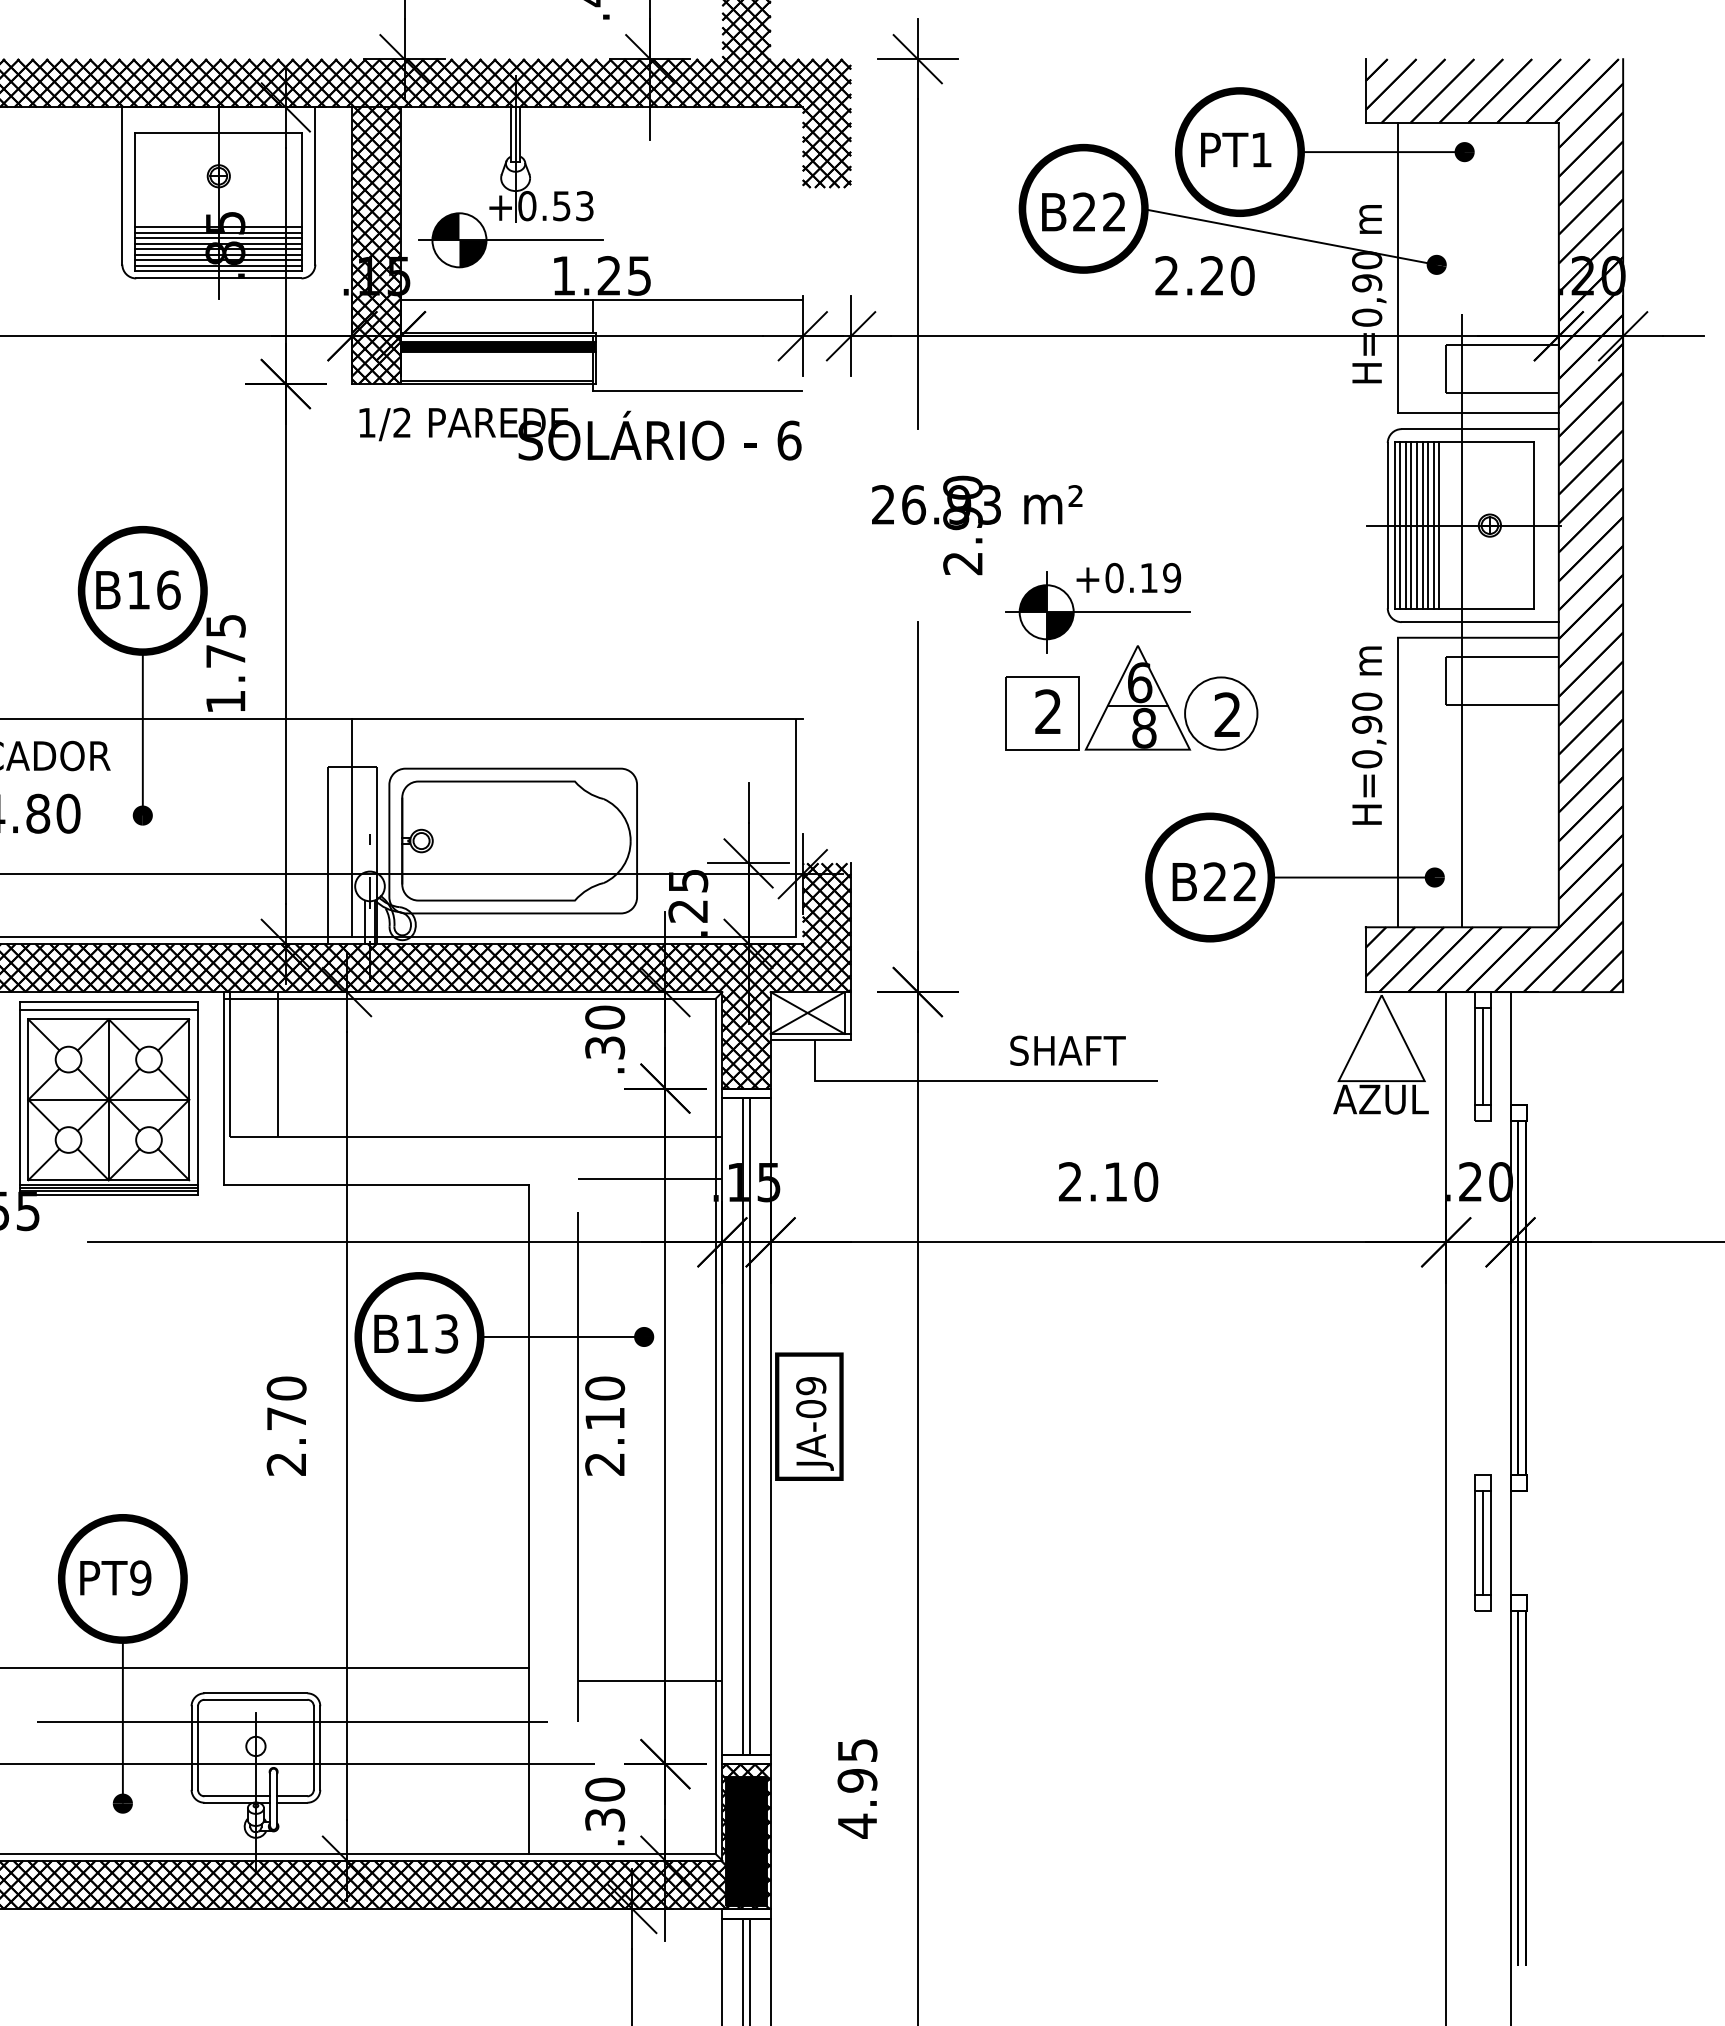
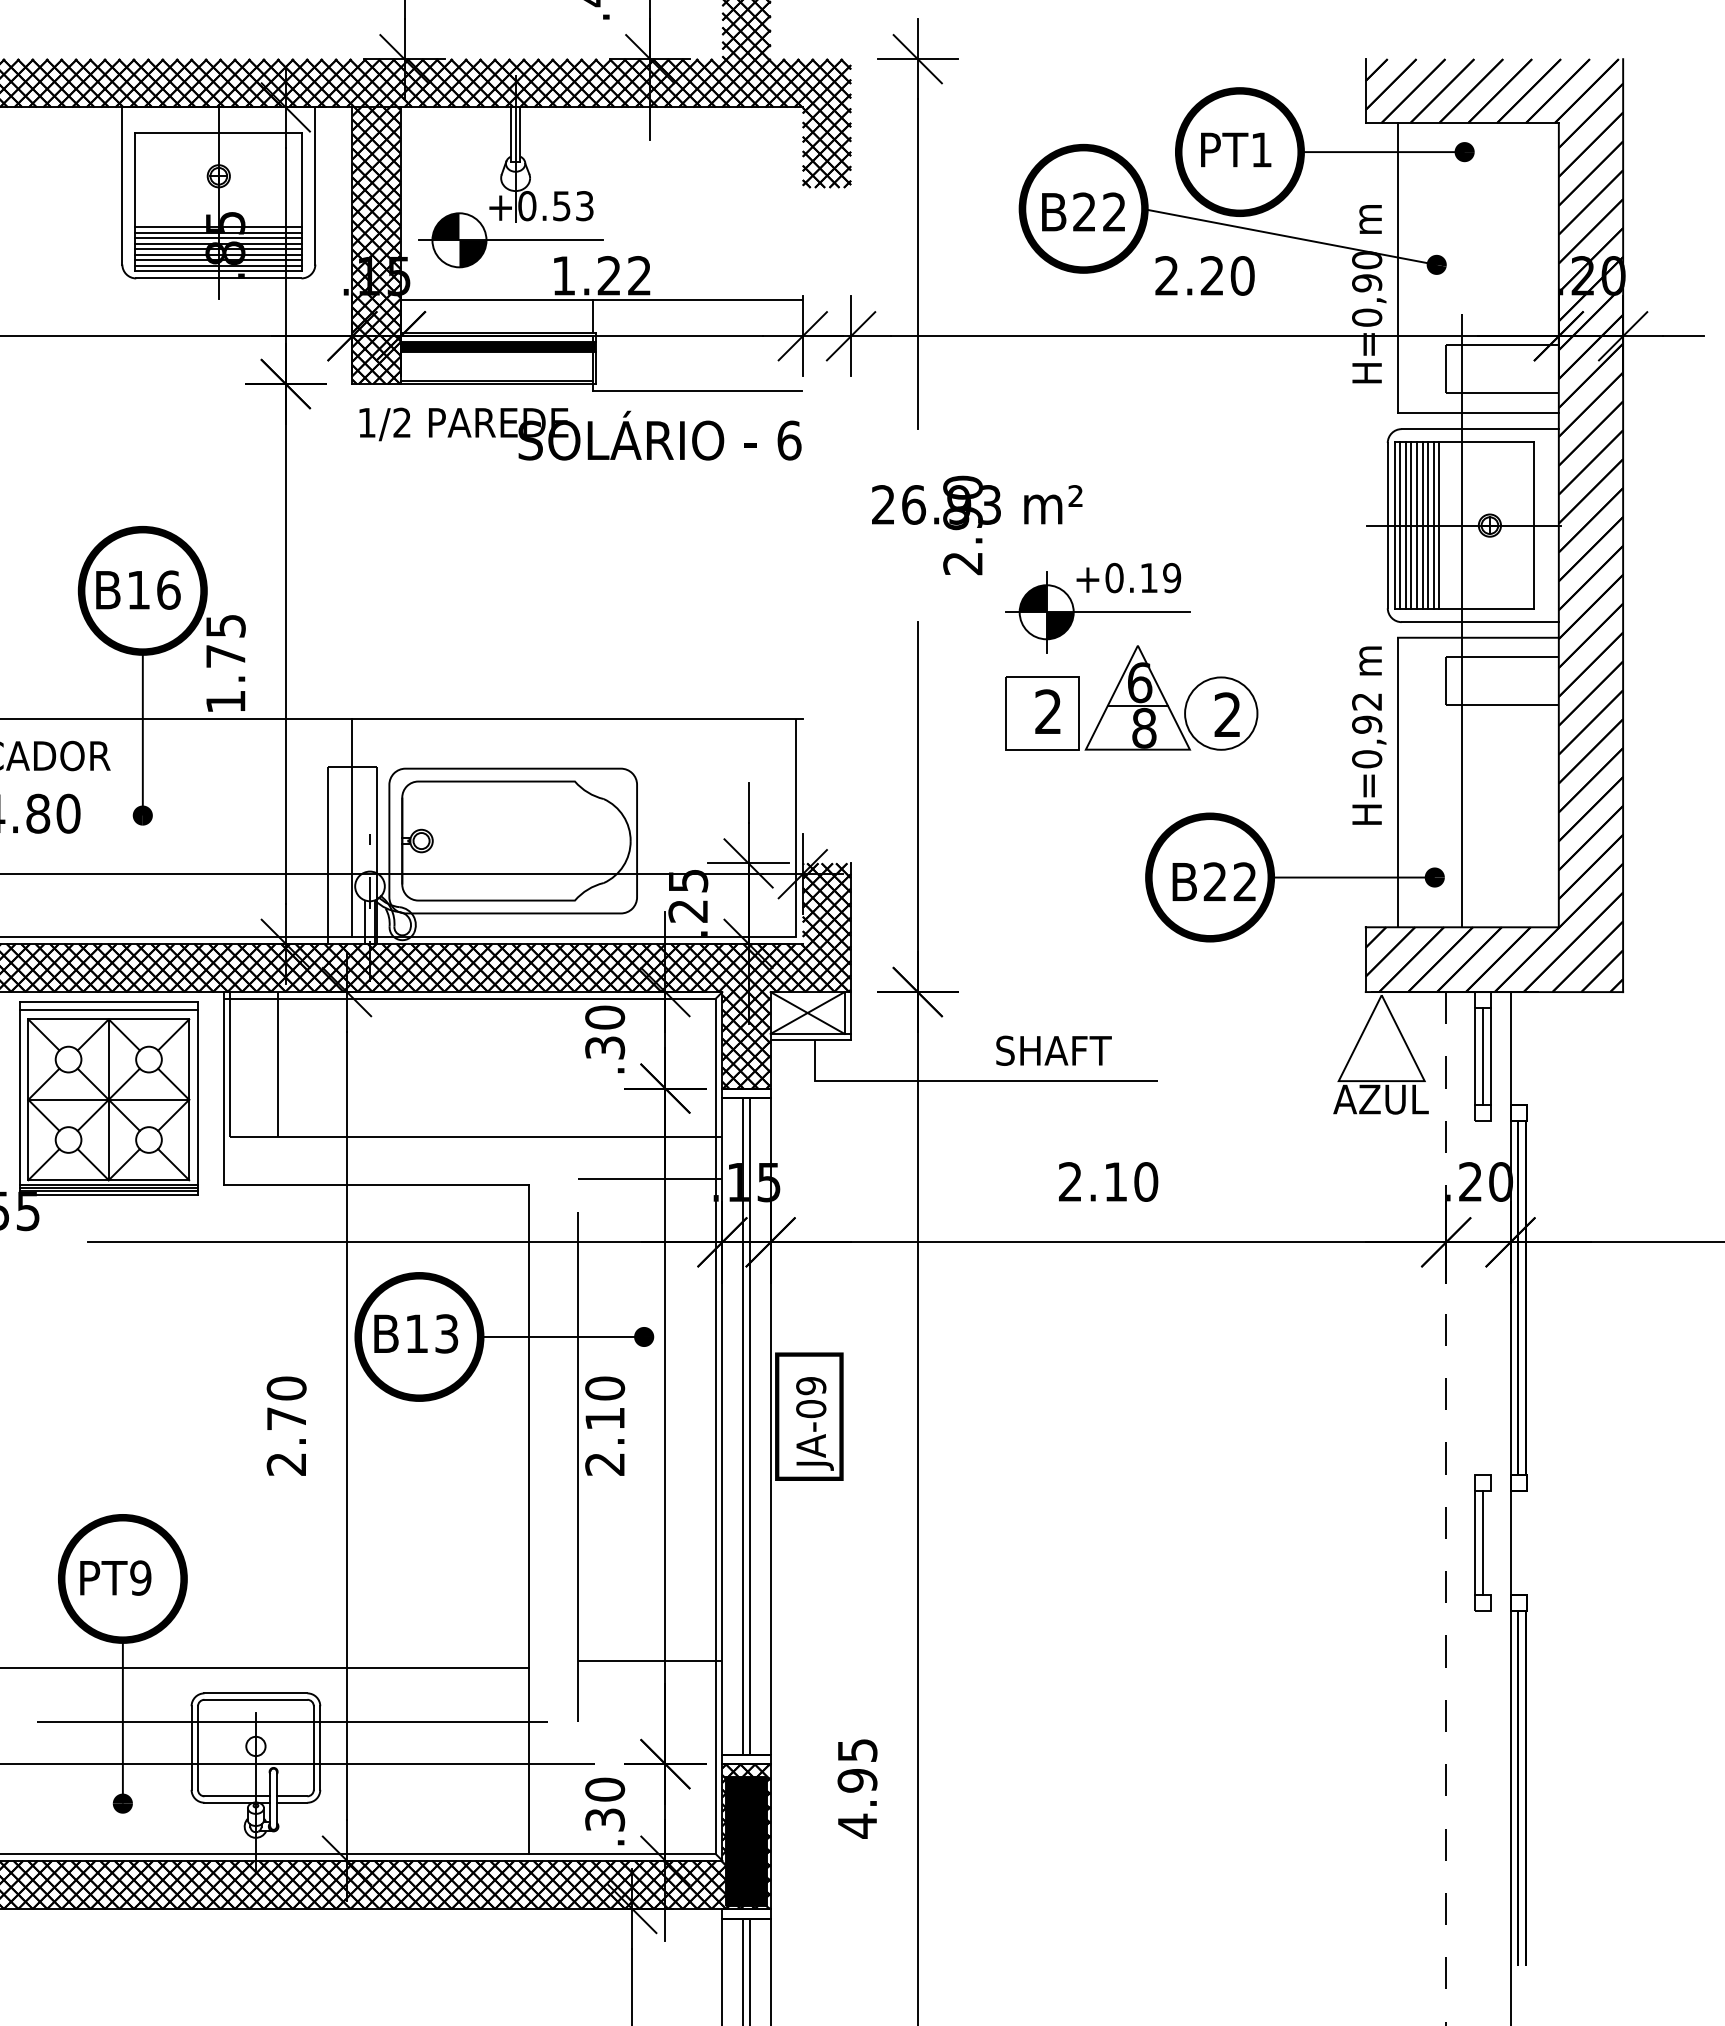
text: 1.25 -> 1.22 (639, 275)
text: H=0,90 -> H=0,92 (1367, 701)
text position: (1067, 1050) -> (1053, 1050) (1053, 1050)
line: solid -> dashed (1446, 1508)
line: present -> none (1491, 1542)
line position: (649, 1680) -> (649, 1660) (649, 1660)
